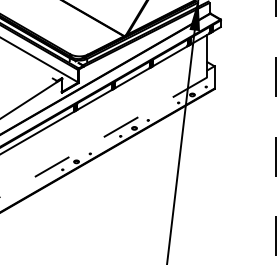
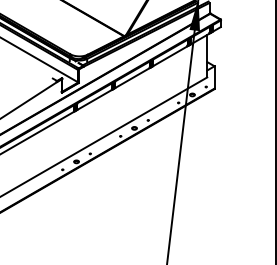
line: dashed -> solid (276, 132)
line: dashed -> solid (103, 137)
